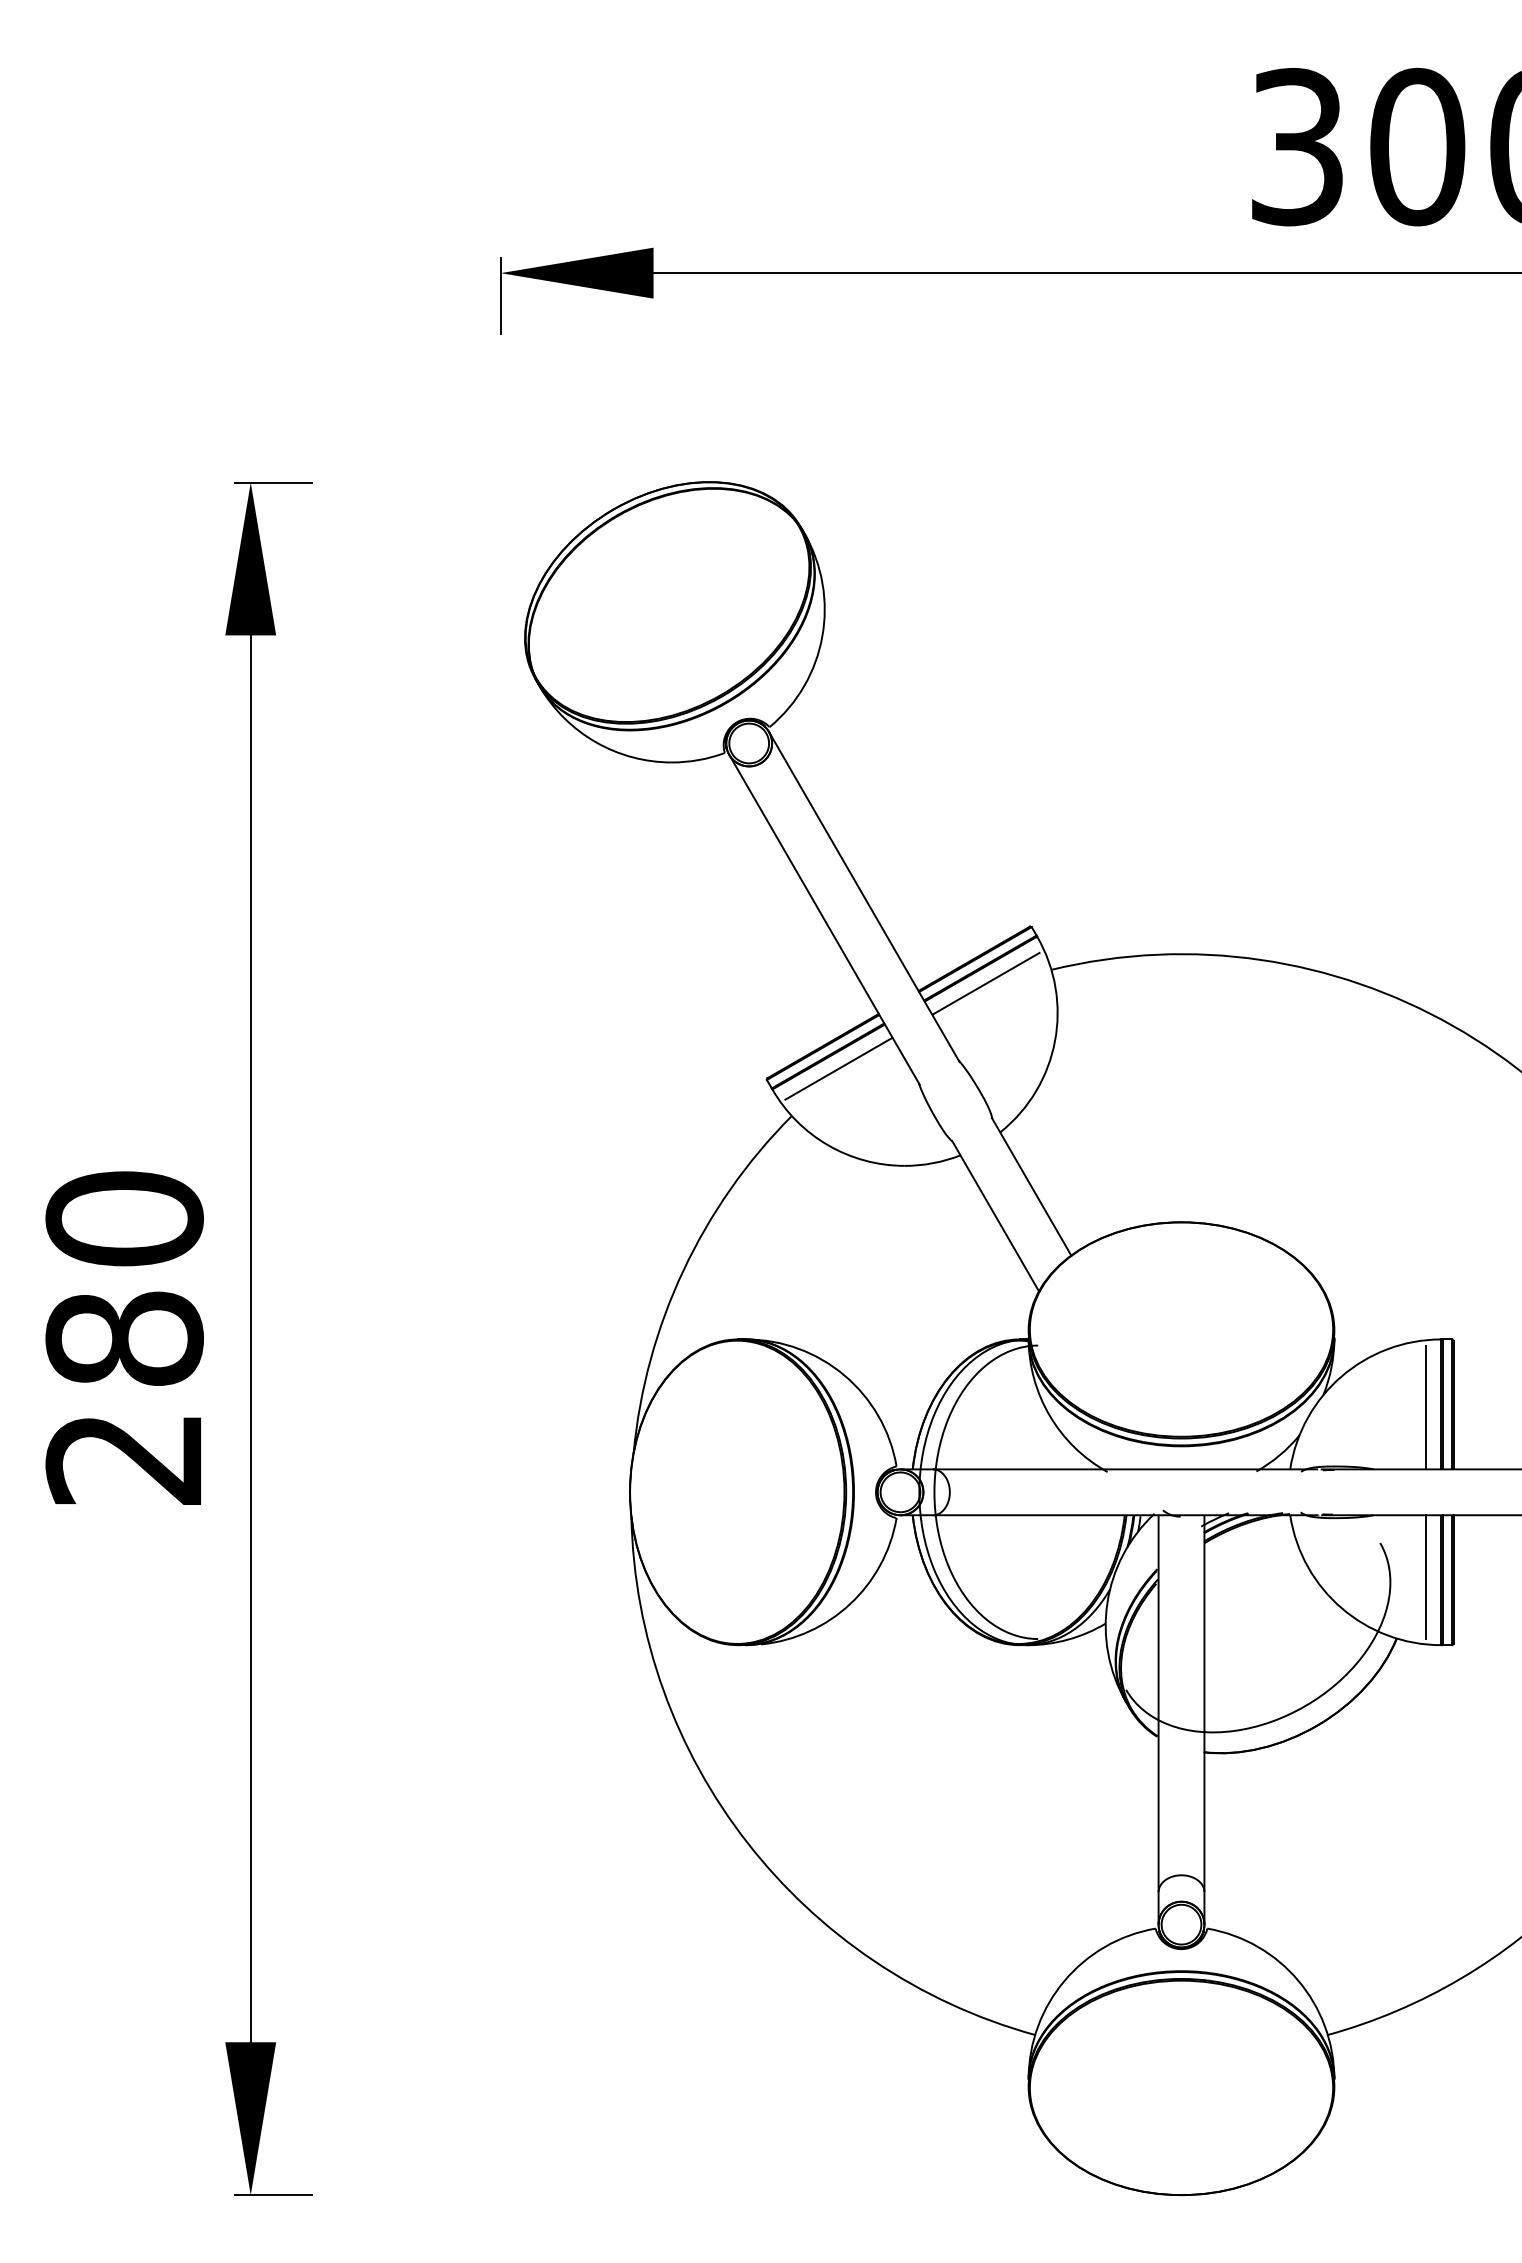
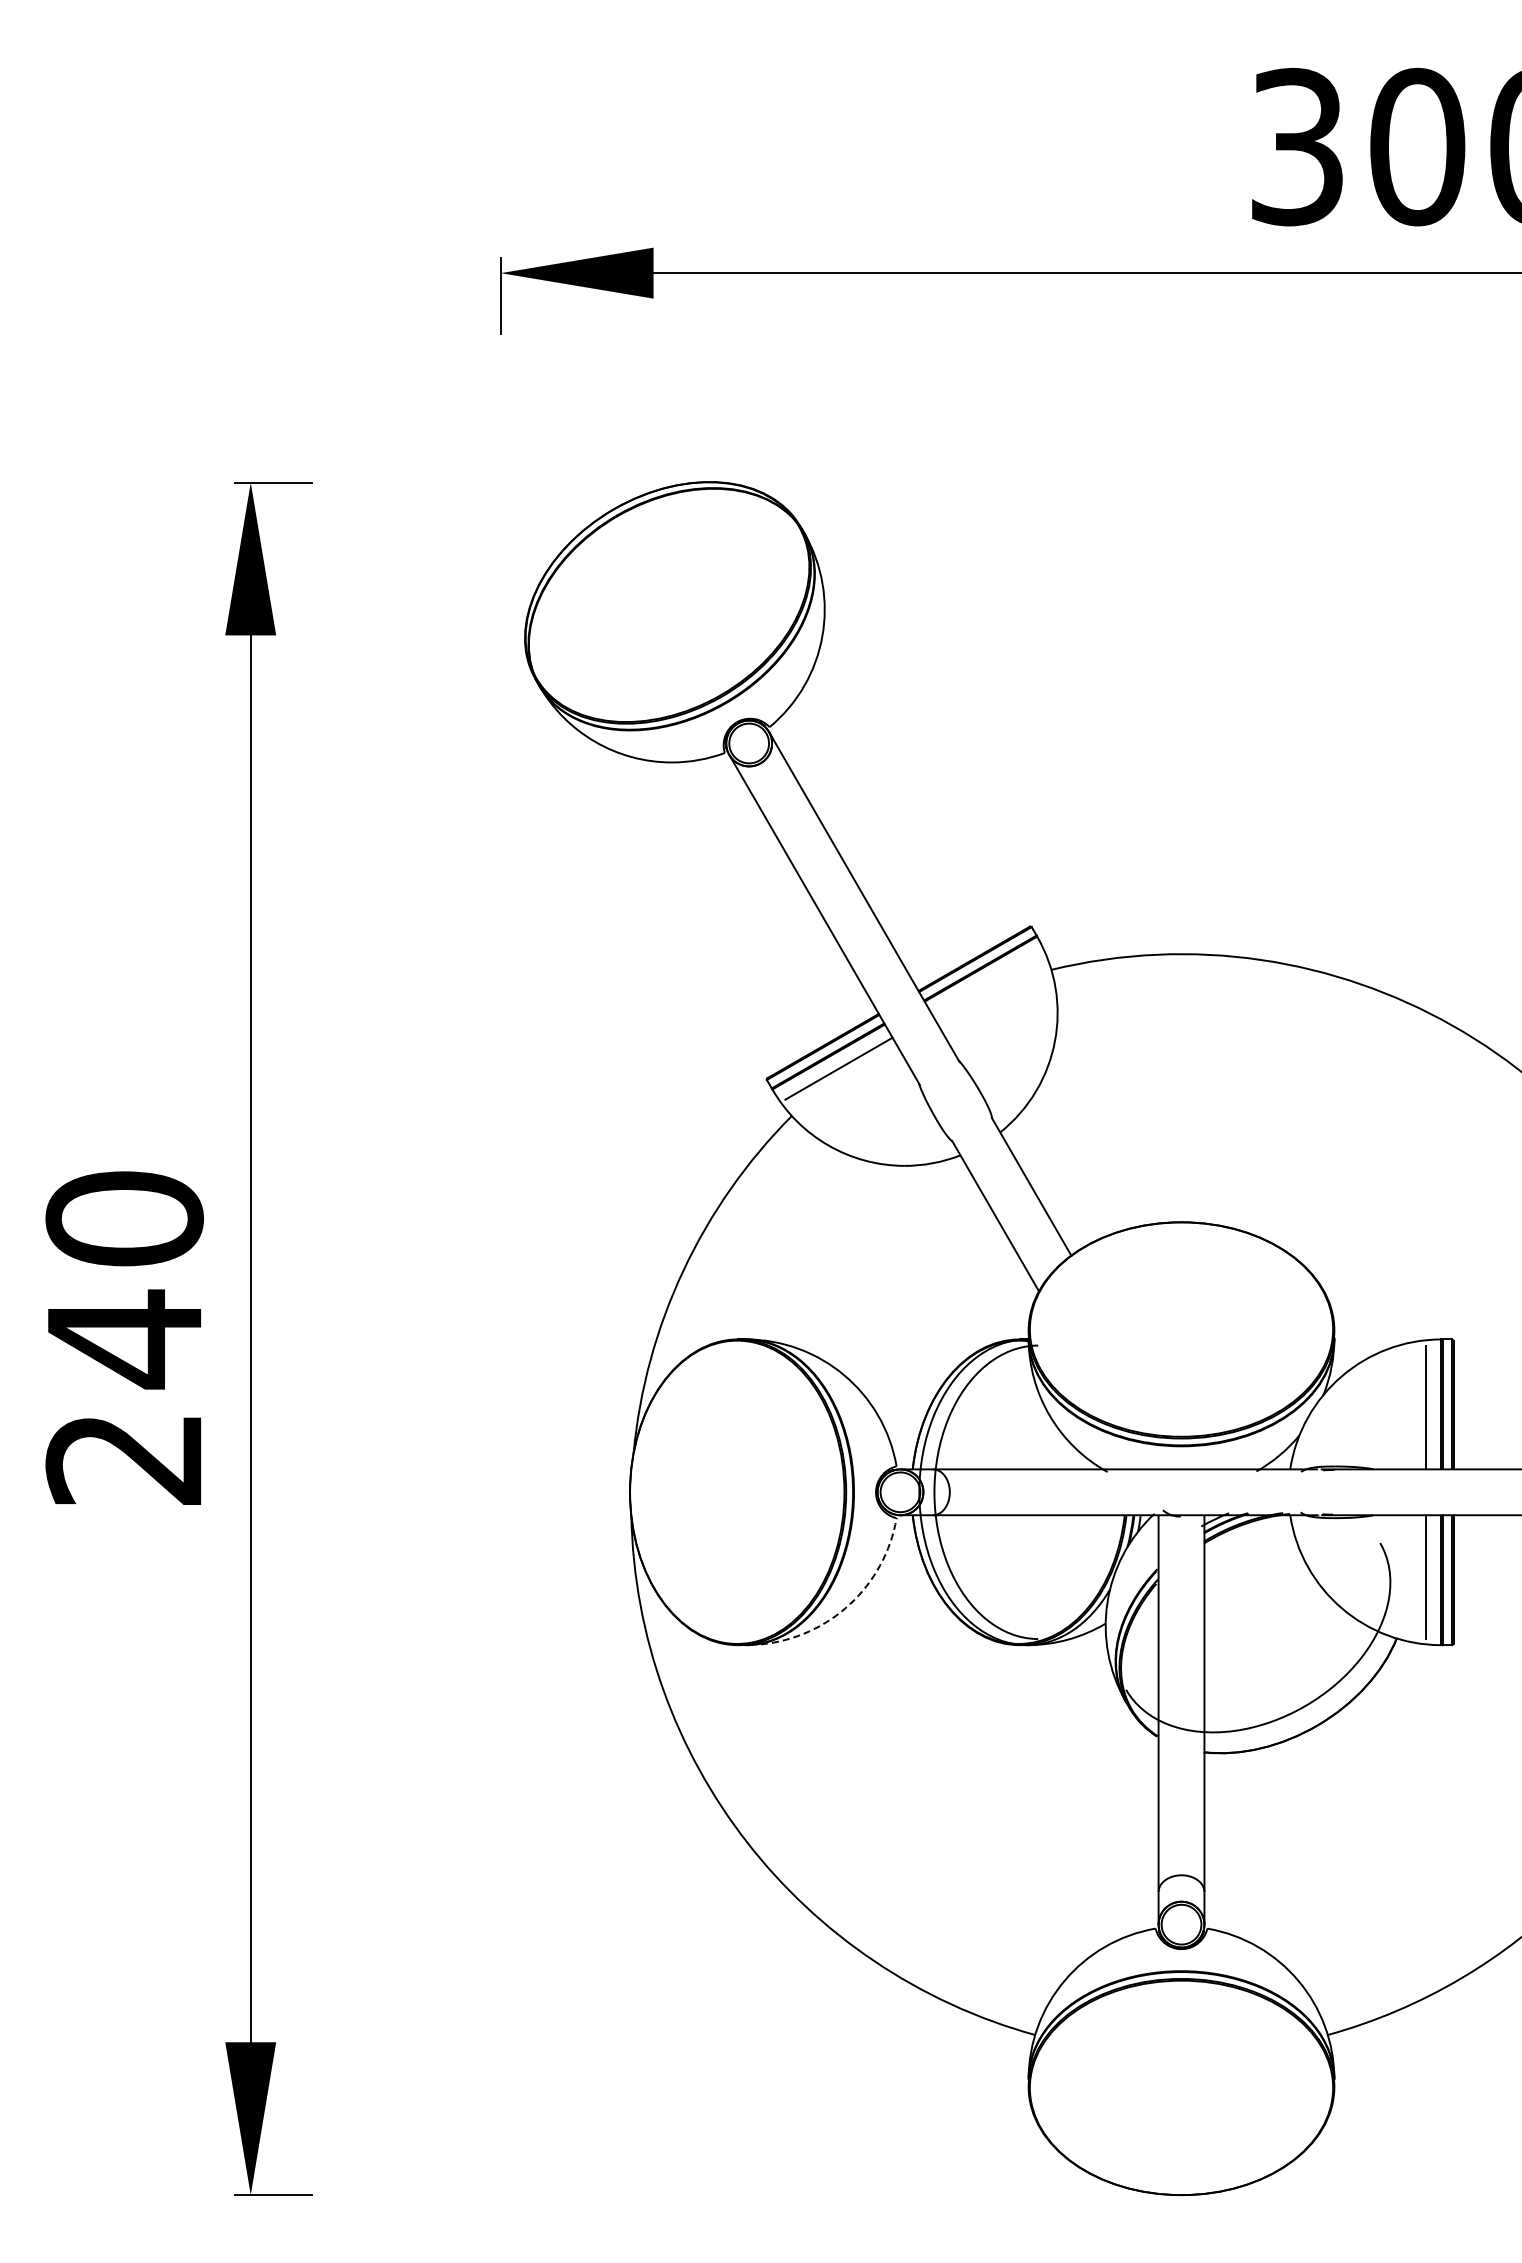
line: present -> none (985, 983)
text: 280 -> 240 (124, 1339)
arc: solid -> dashed (850, 1604)
